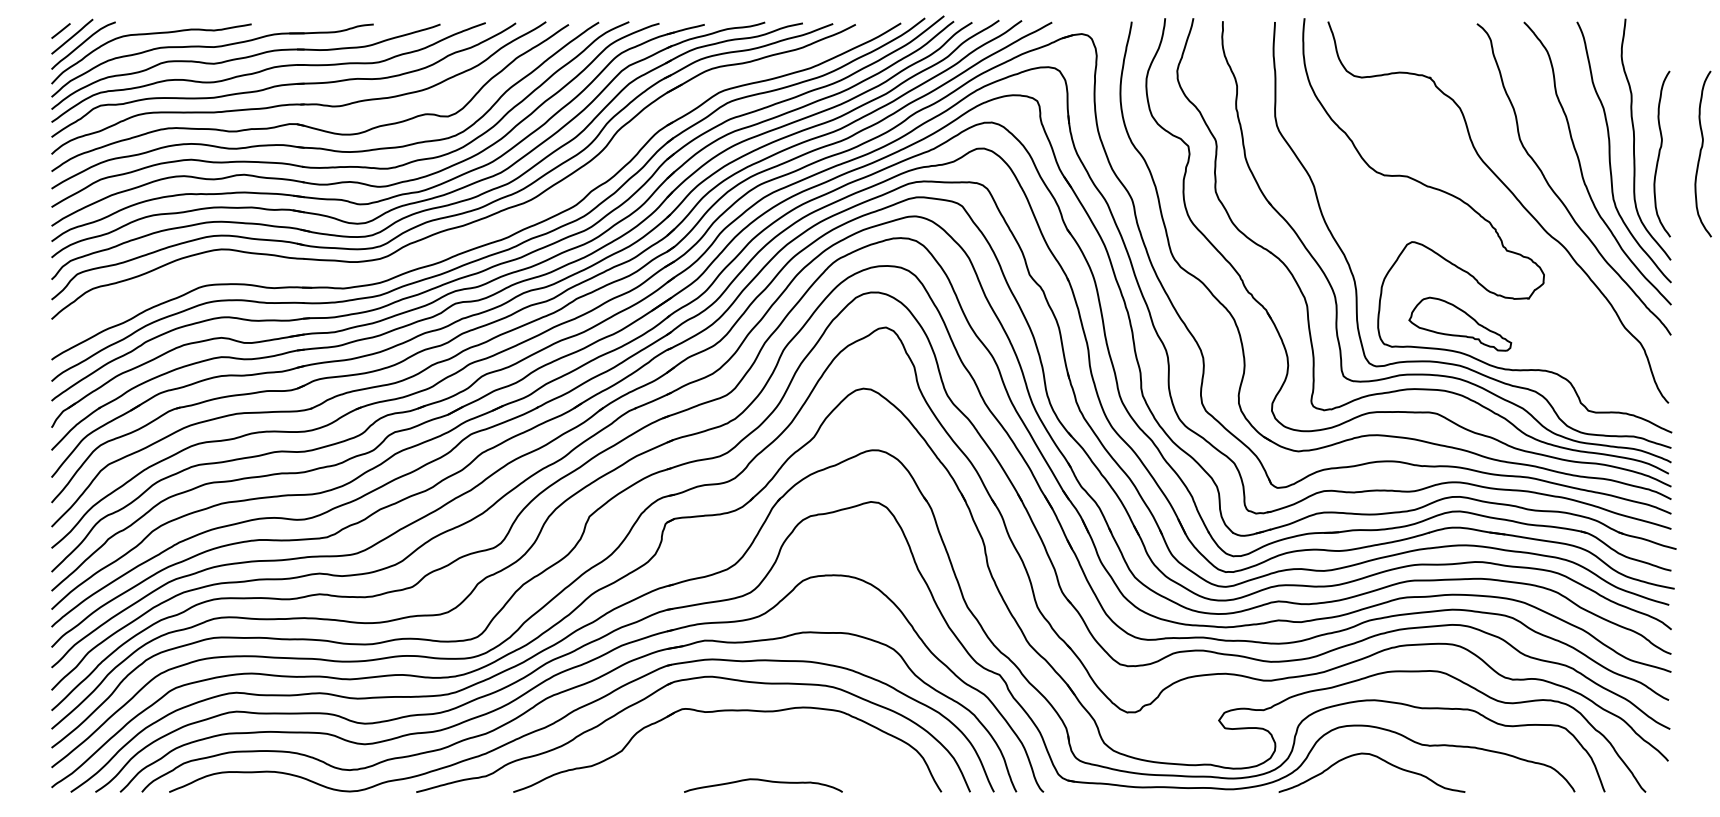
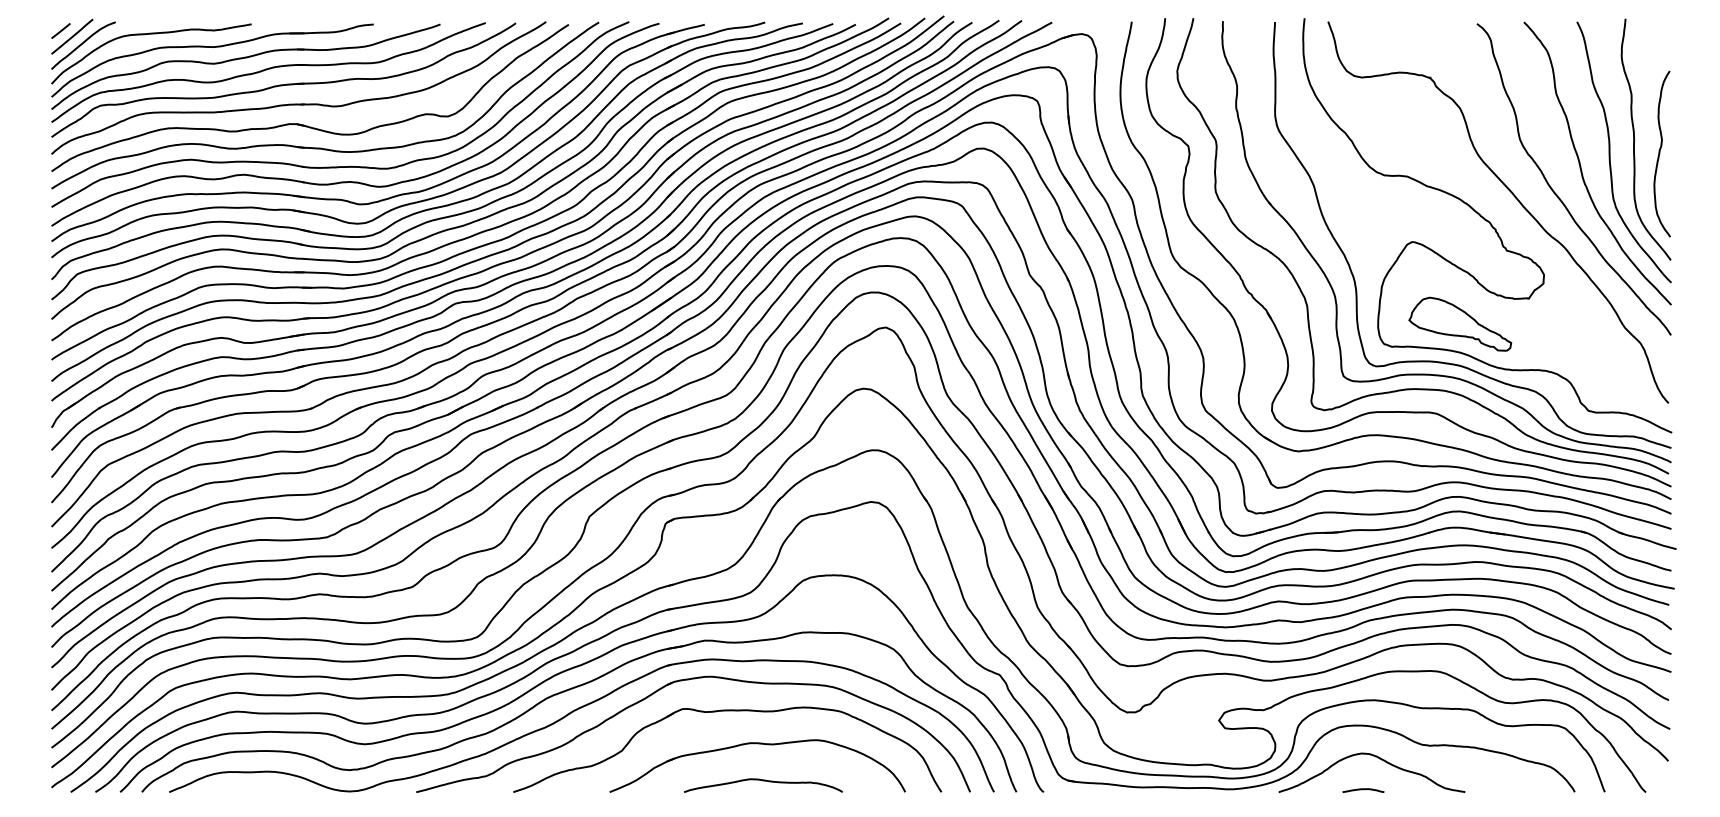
curve: present -> none (1701, 153)
part: none -> present (486, 229)
part: none -> present (757, 744)
part: none -> present (1363, 790)
